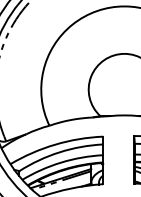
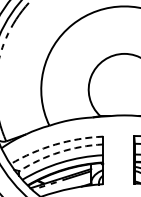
arc: solid -> dashed (55, 144)
arc: solid -> dashed (59, 152)
